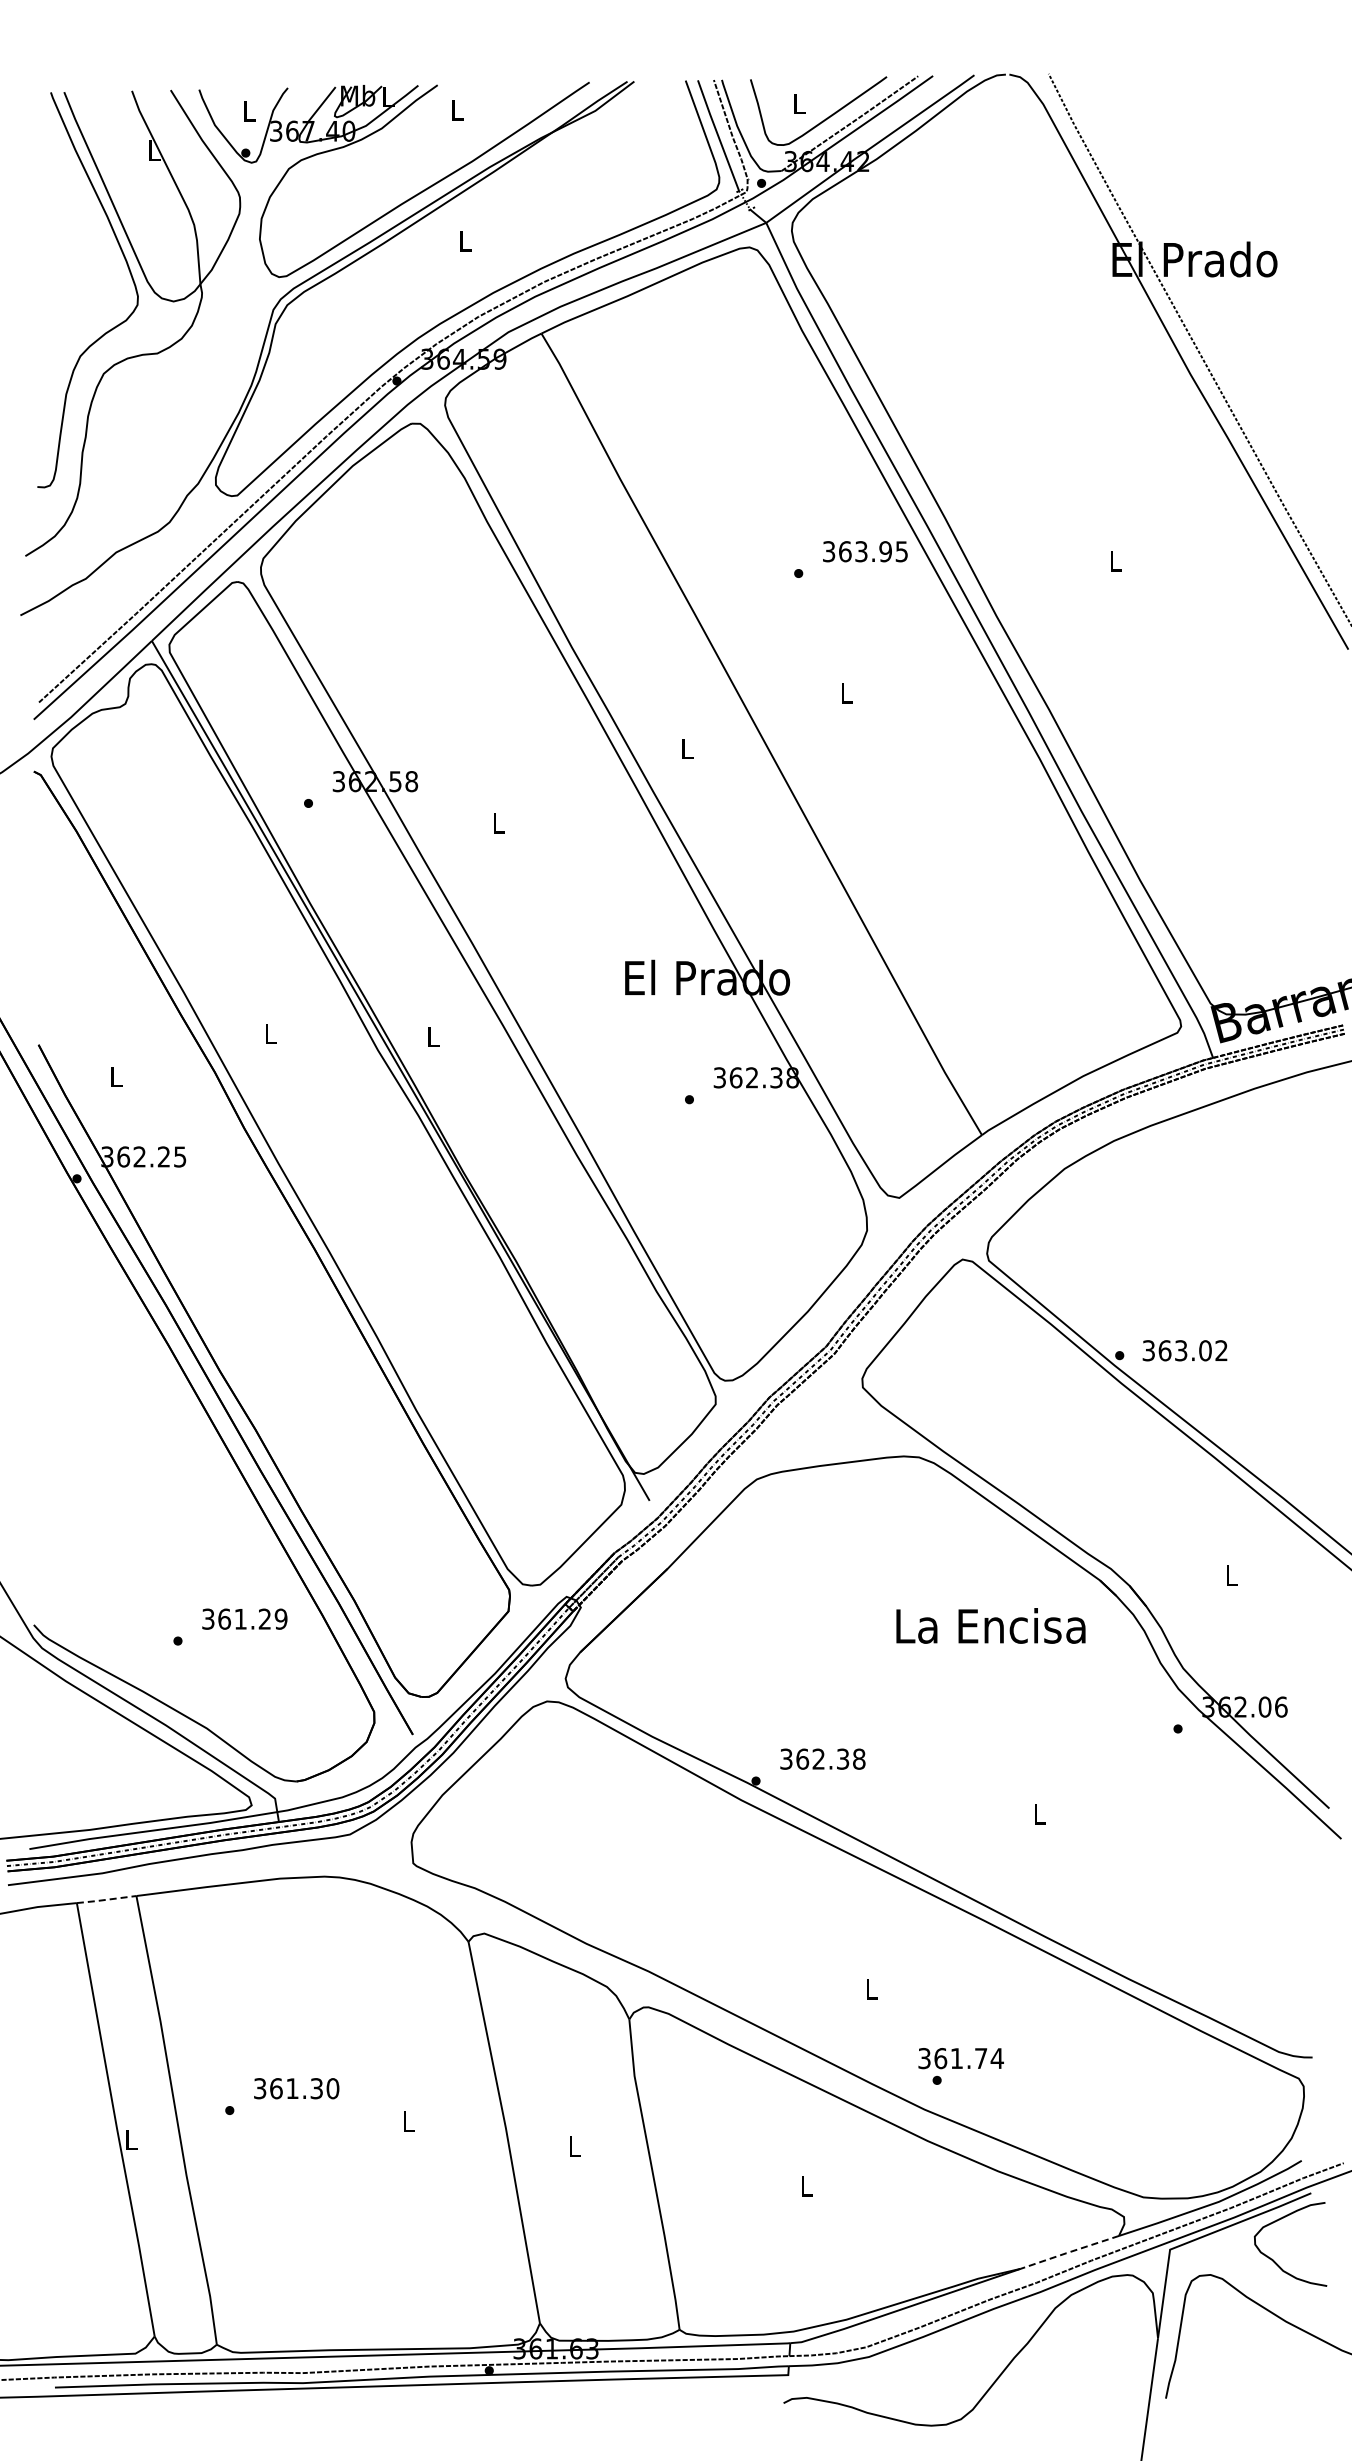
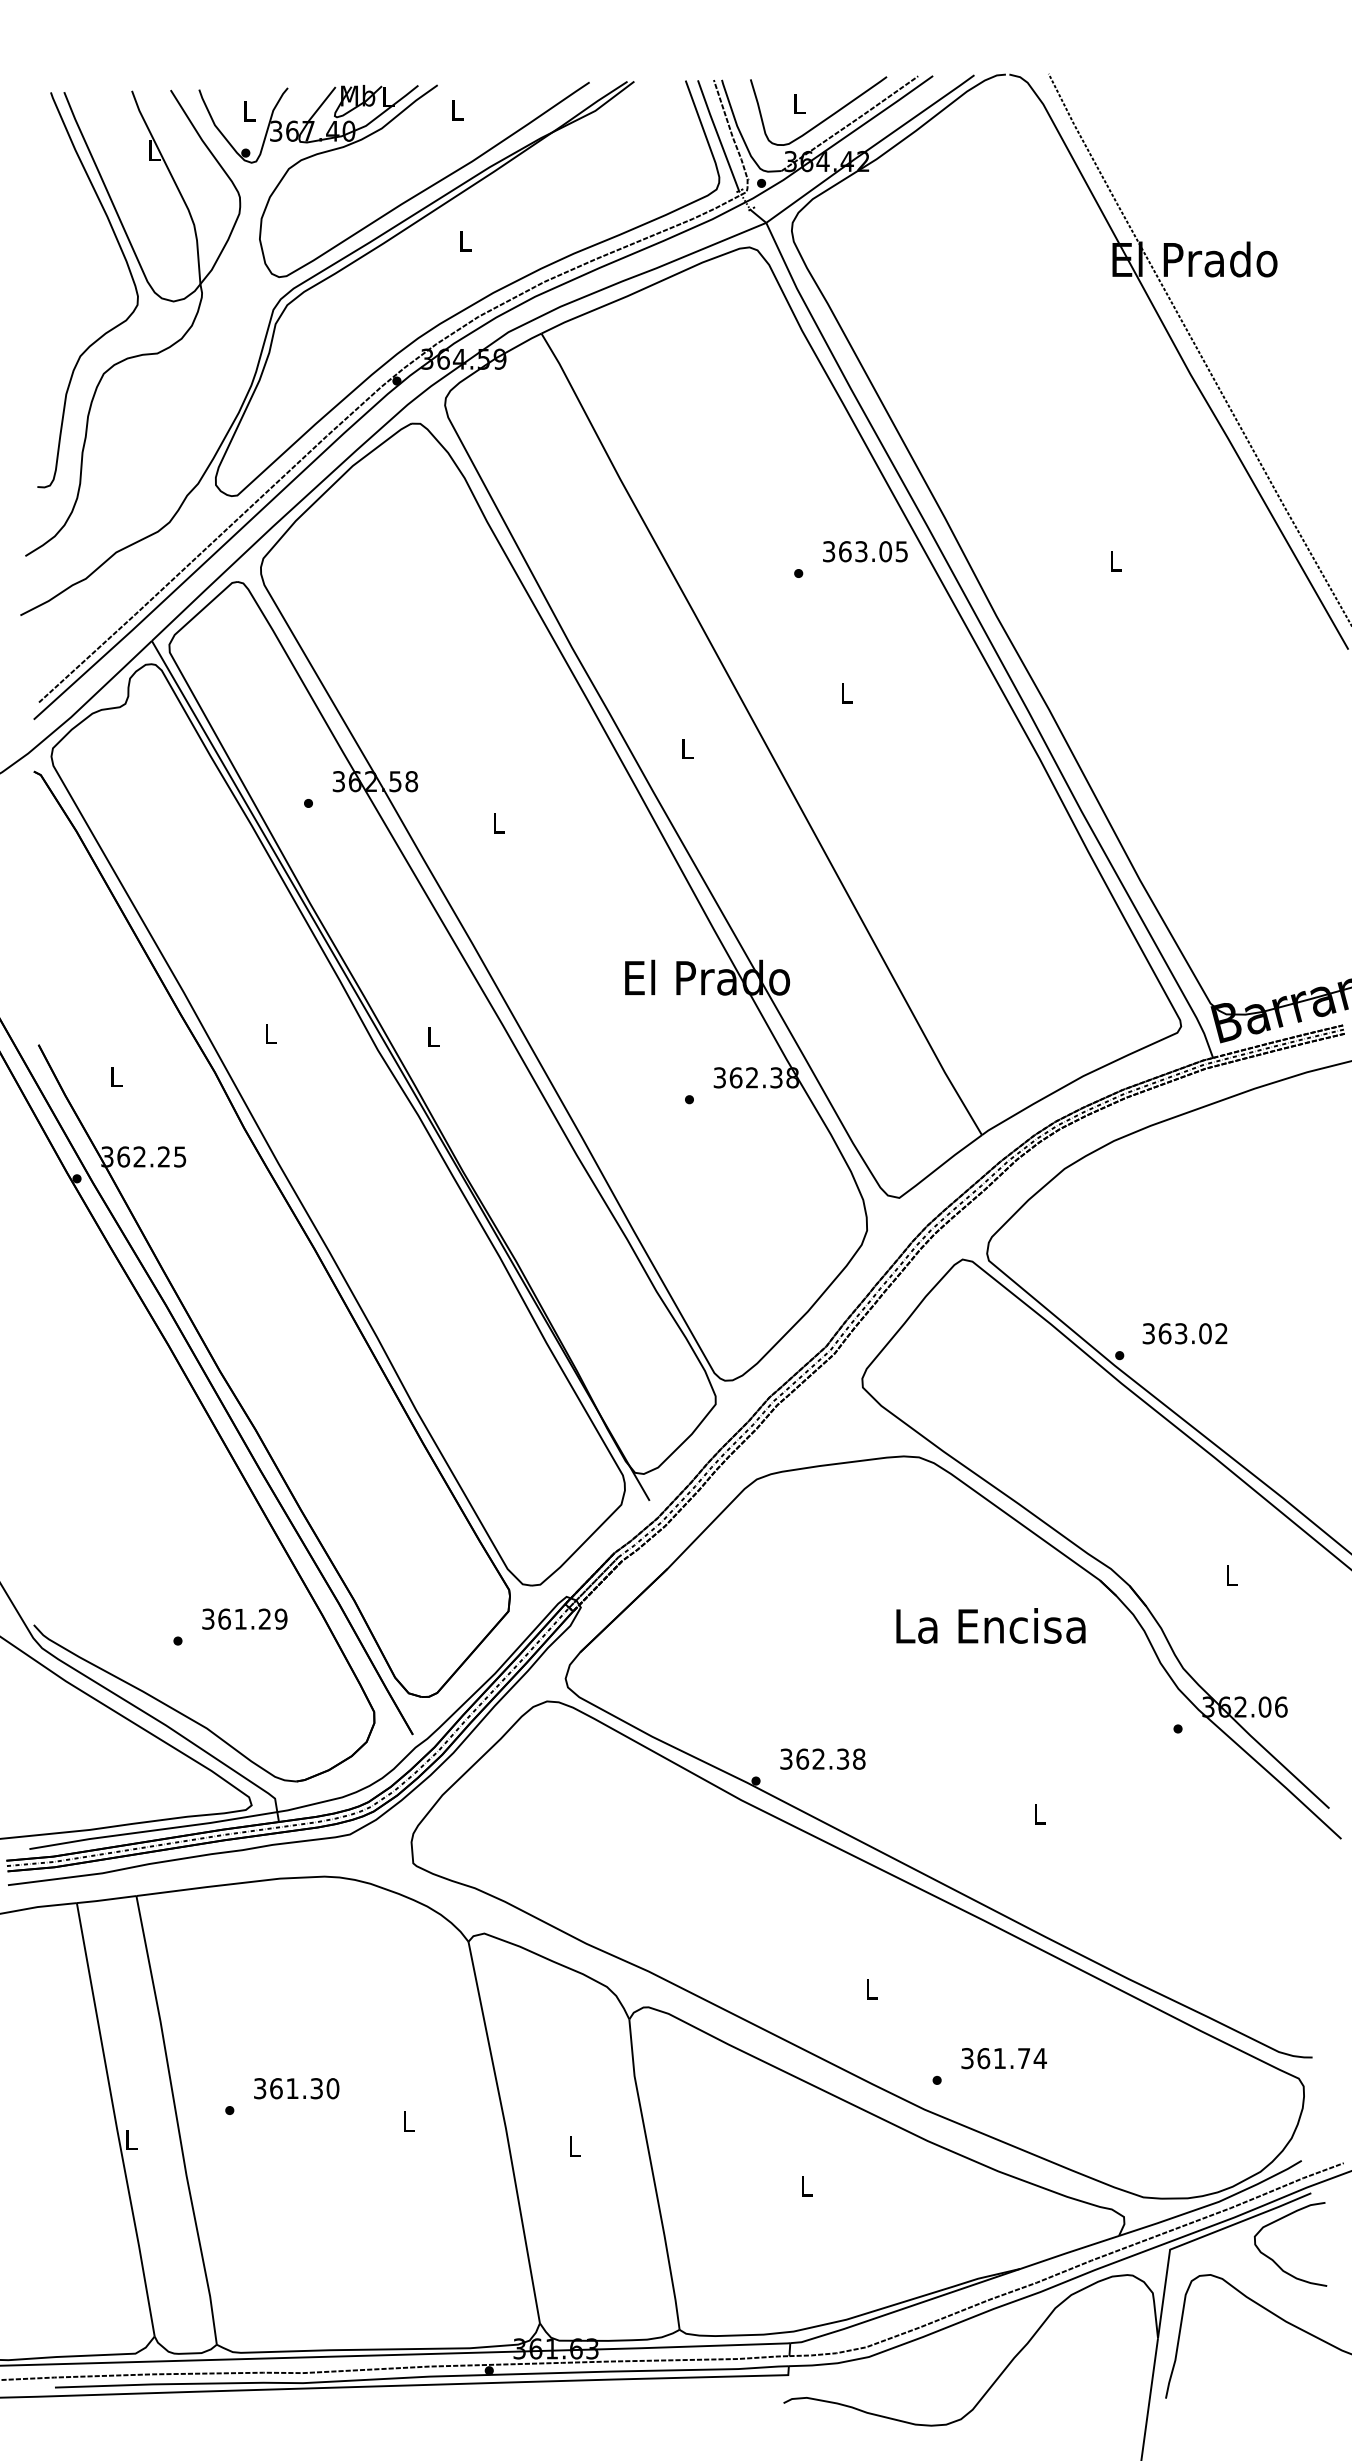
text: 363.95 -> 363.05 (885, 551)
text position: (1184, 1350) -> (1184, 1333) (1184, 1333)
line: dashed -> solid (106, 1899)
text position: (960, 2058) -> (1003, 2058) (1003, 2058)
line: dashed -> solid (1069, 2252)
